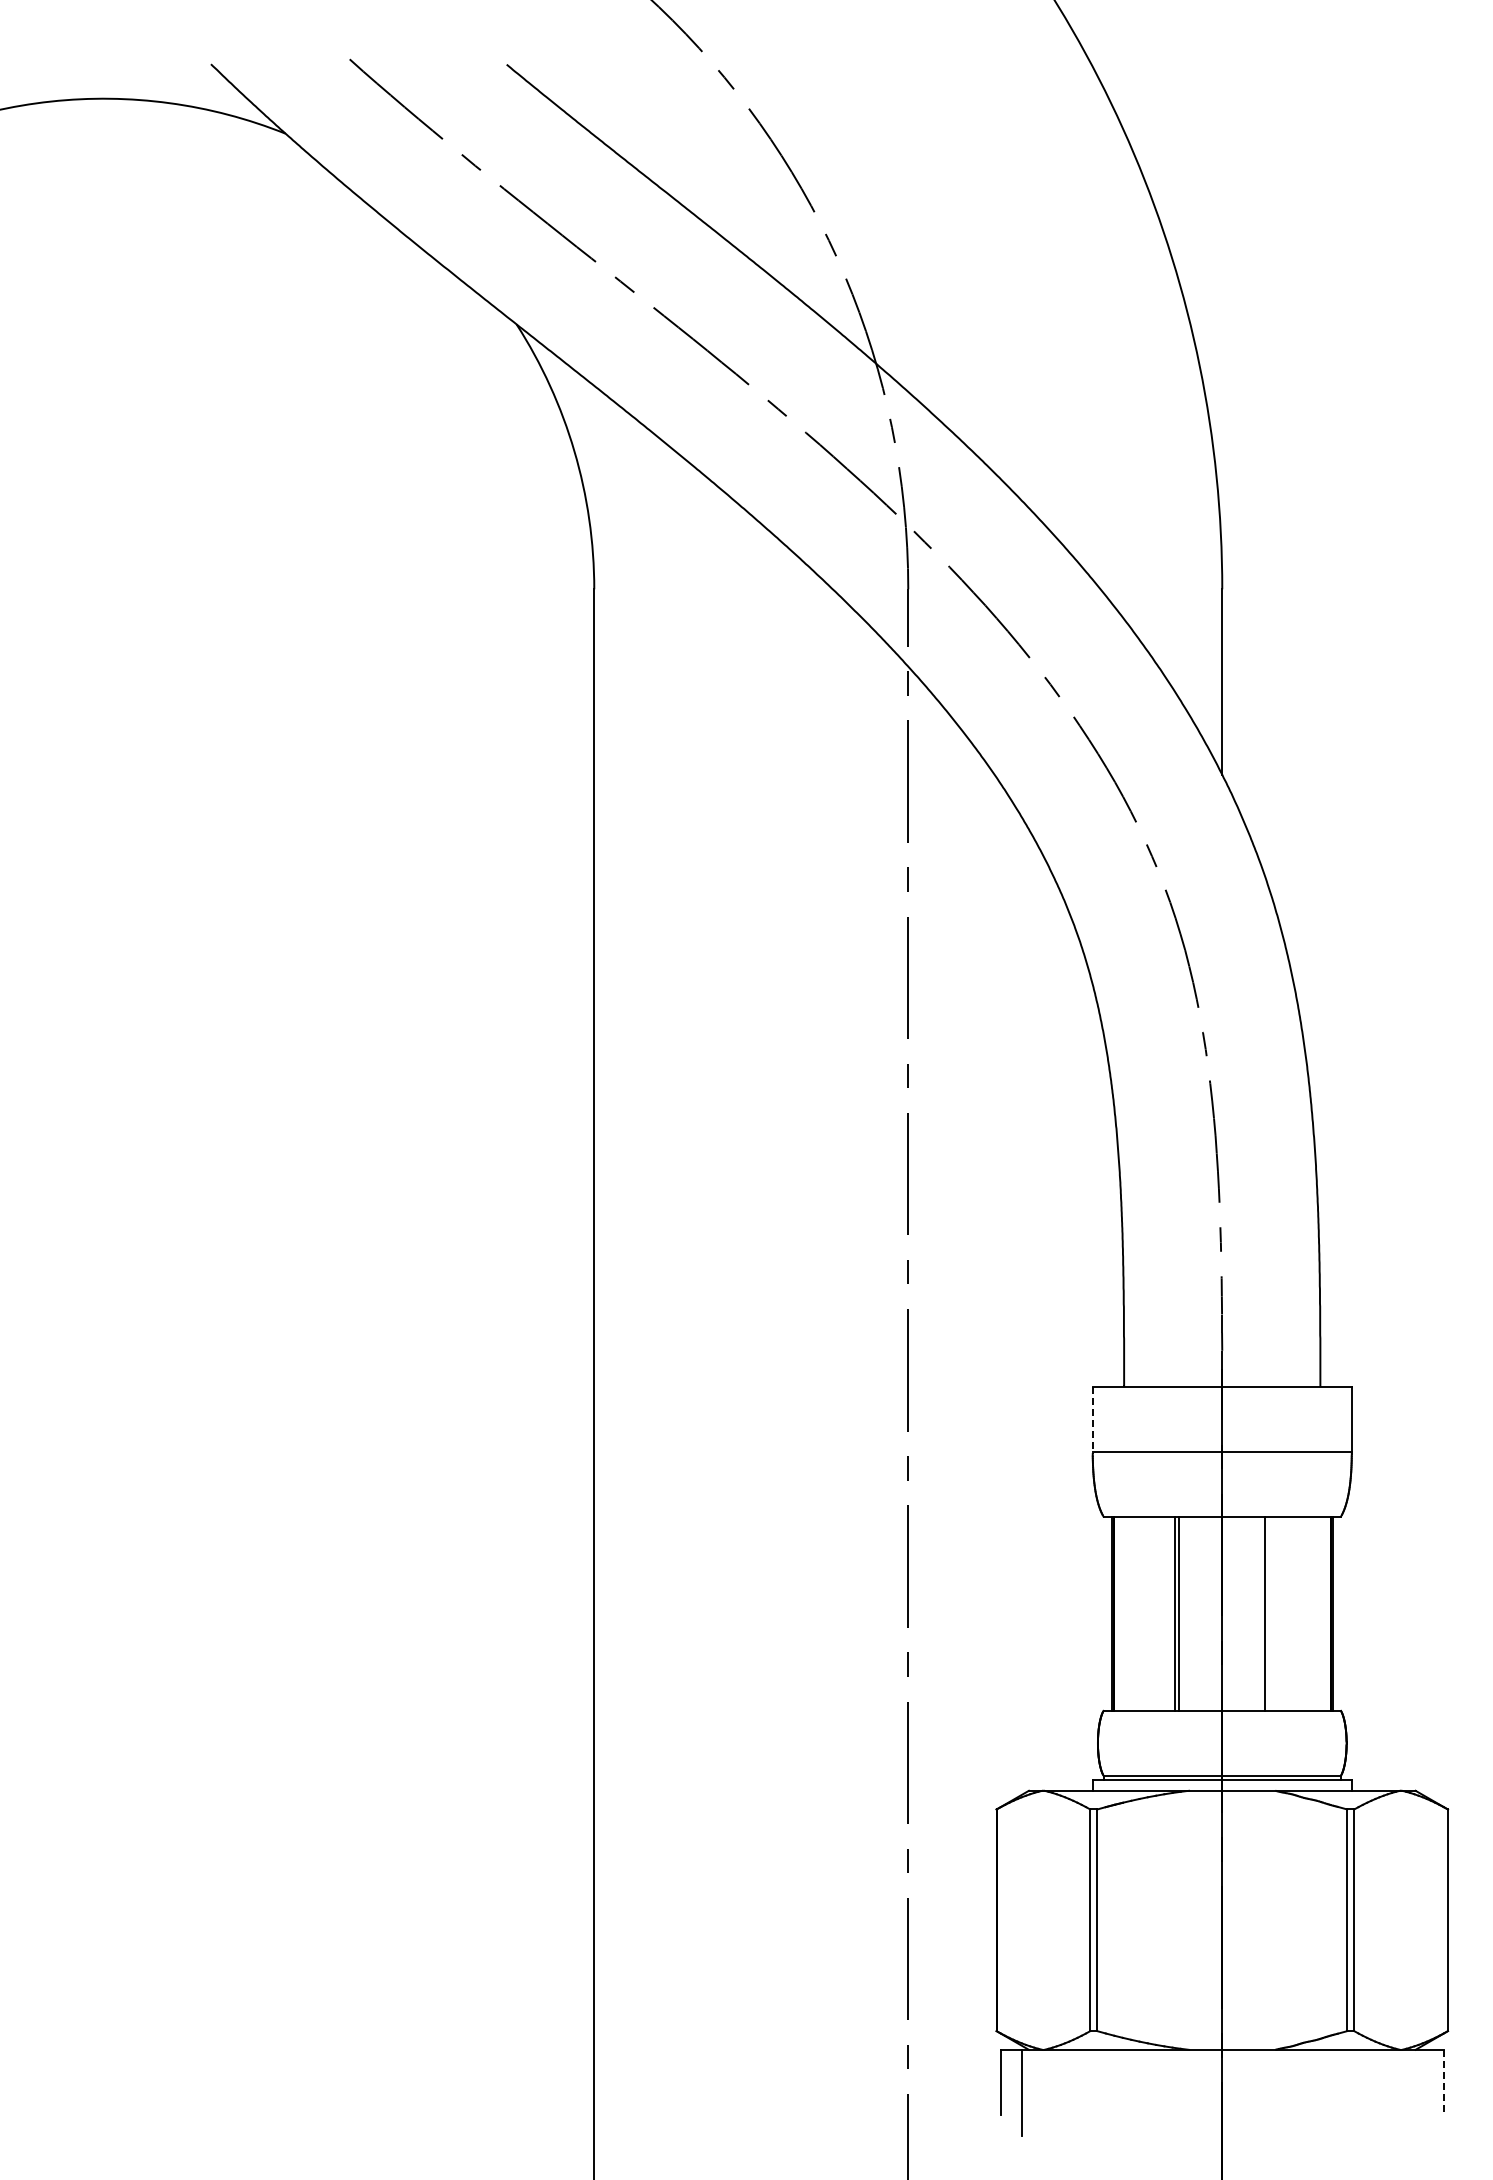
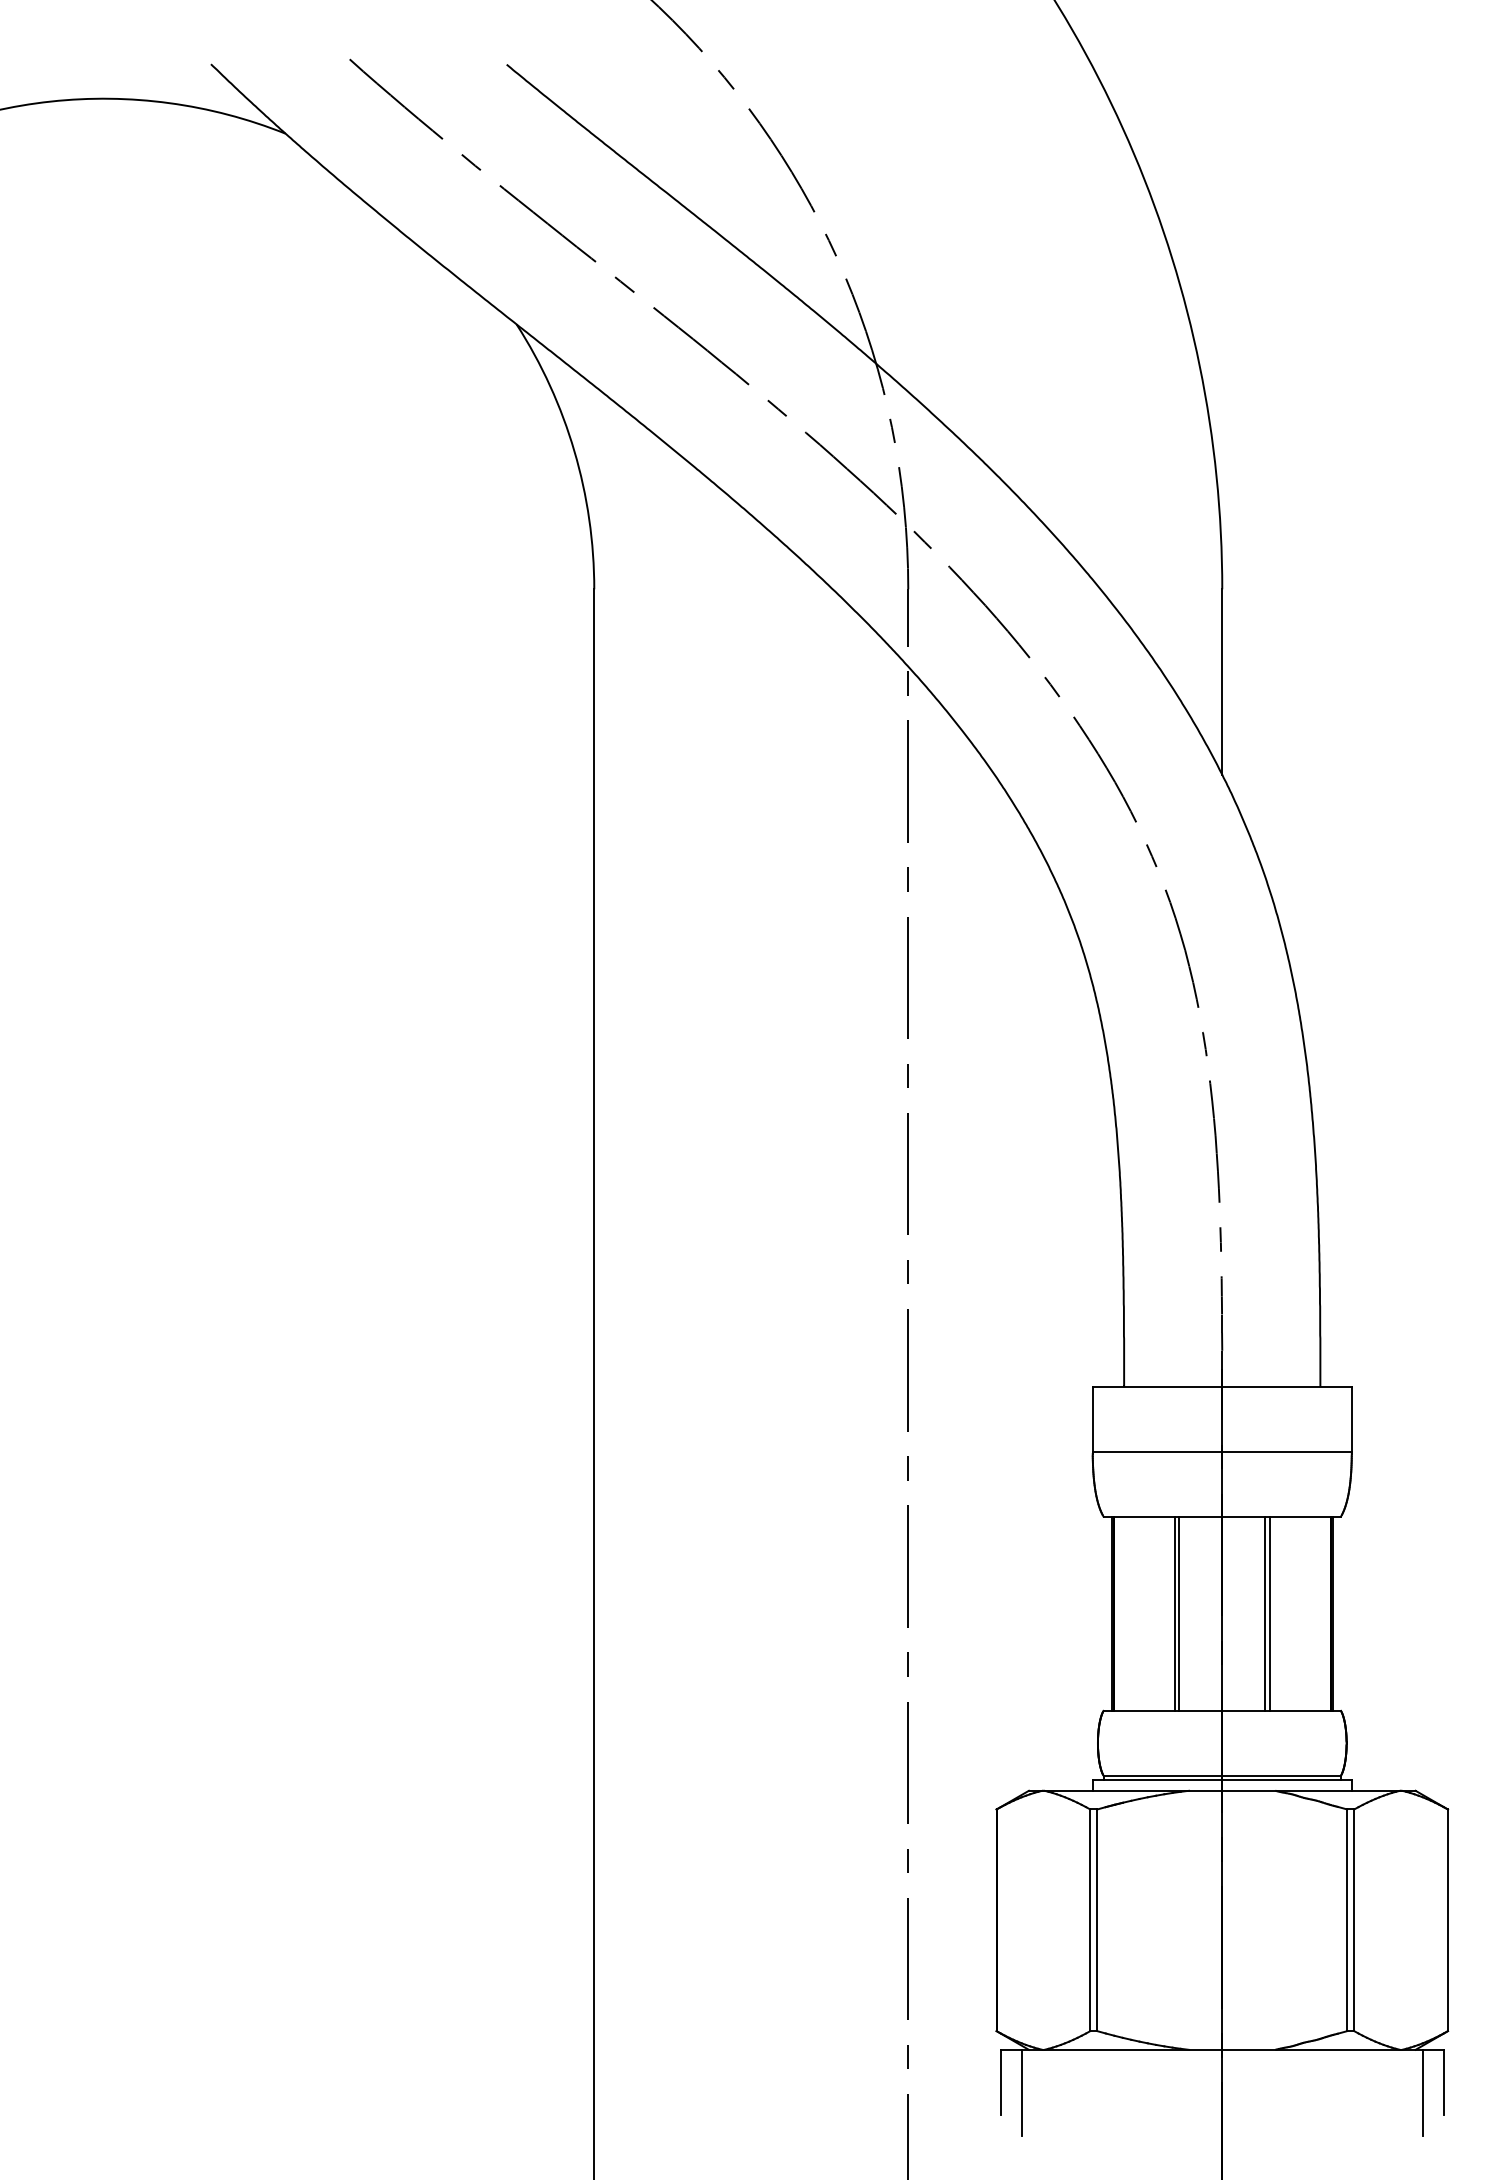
line: dashed -> solid (1092, 1421)
line: none -> present (1269, 1613)
line: dashed -> solid (1443, 2082)
line: none -> present (1423, 2092)
